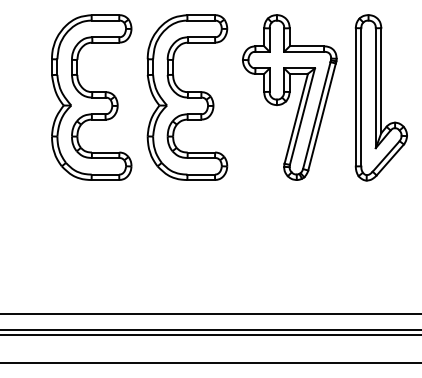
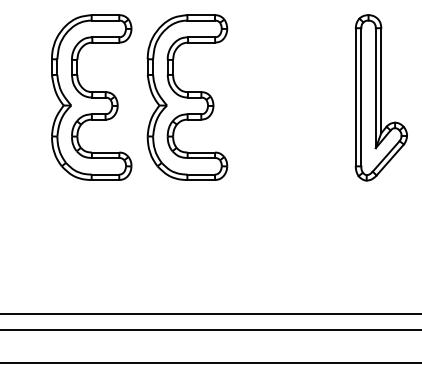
part: present -> none (289, 97)
line: present -> none (210, 335)
